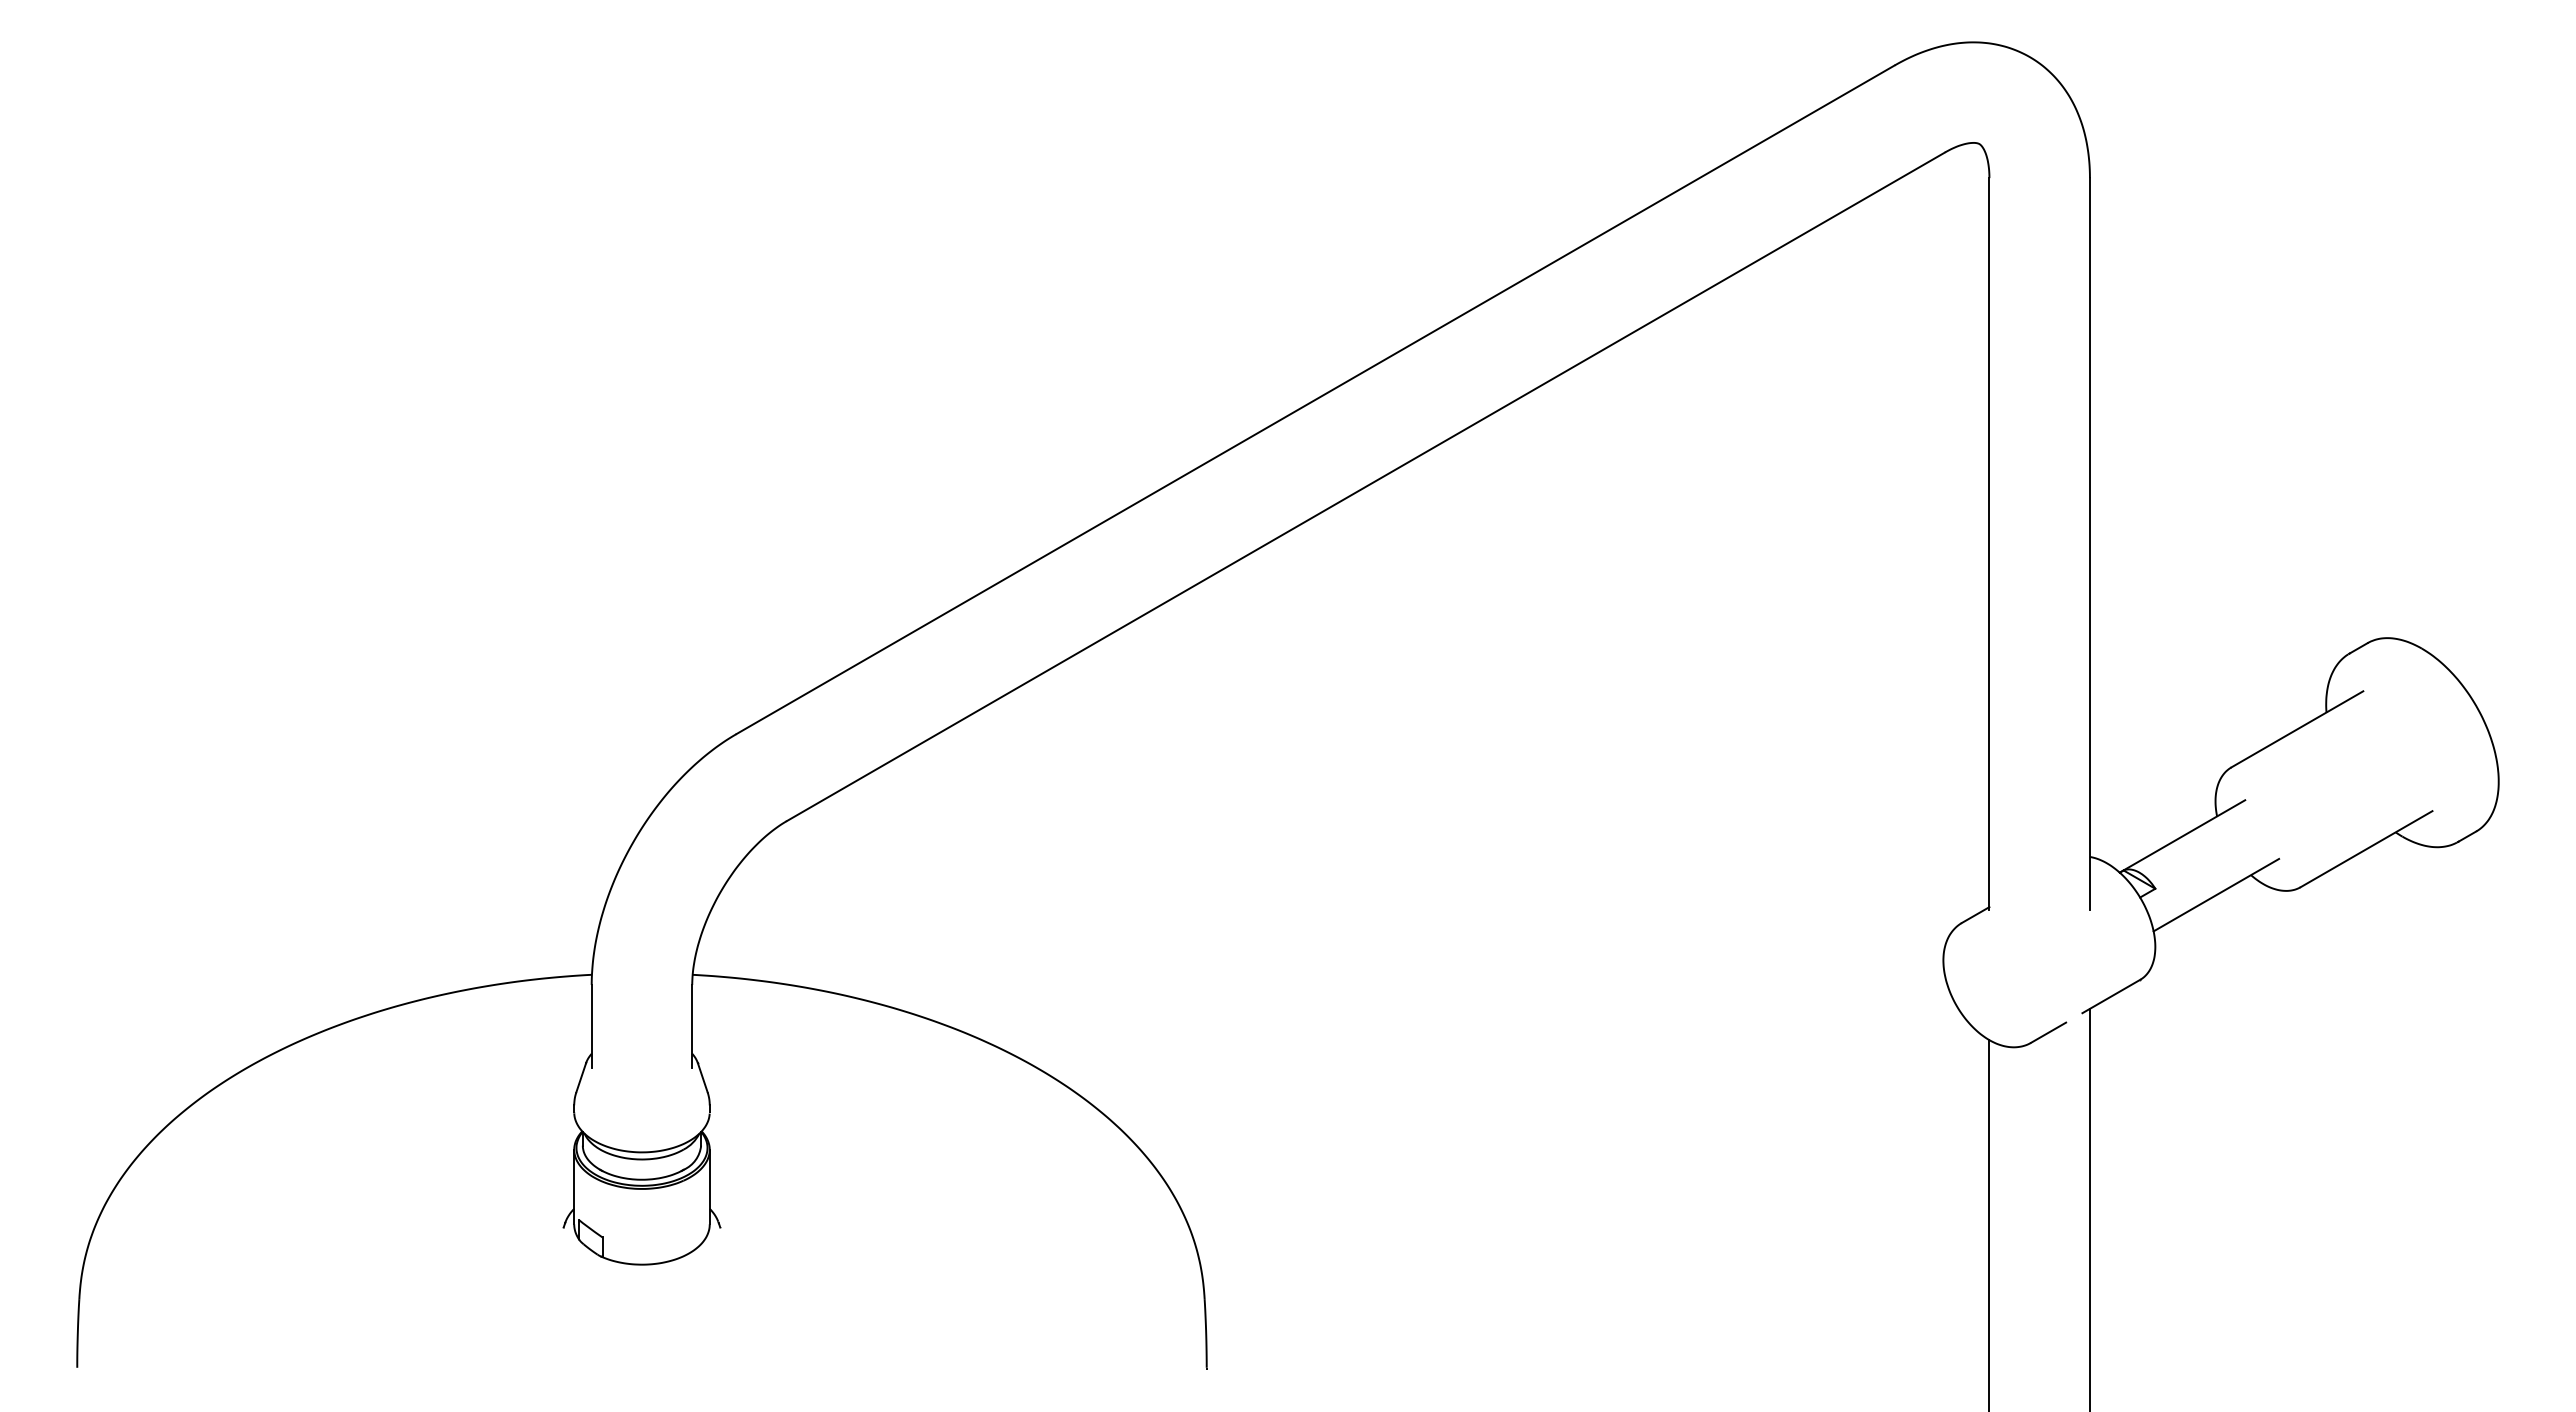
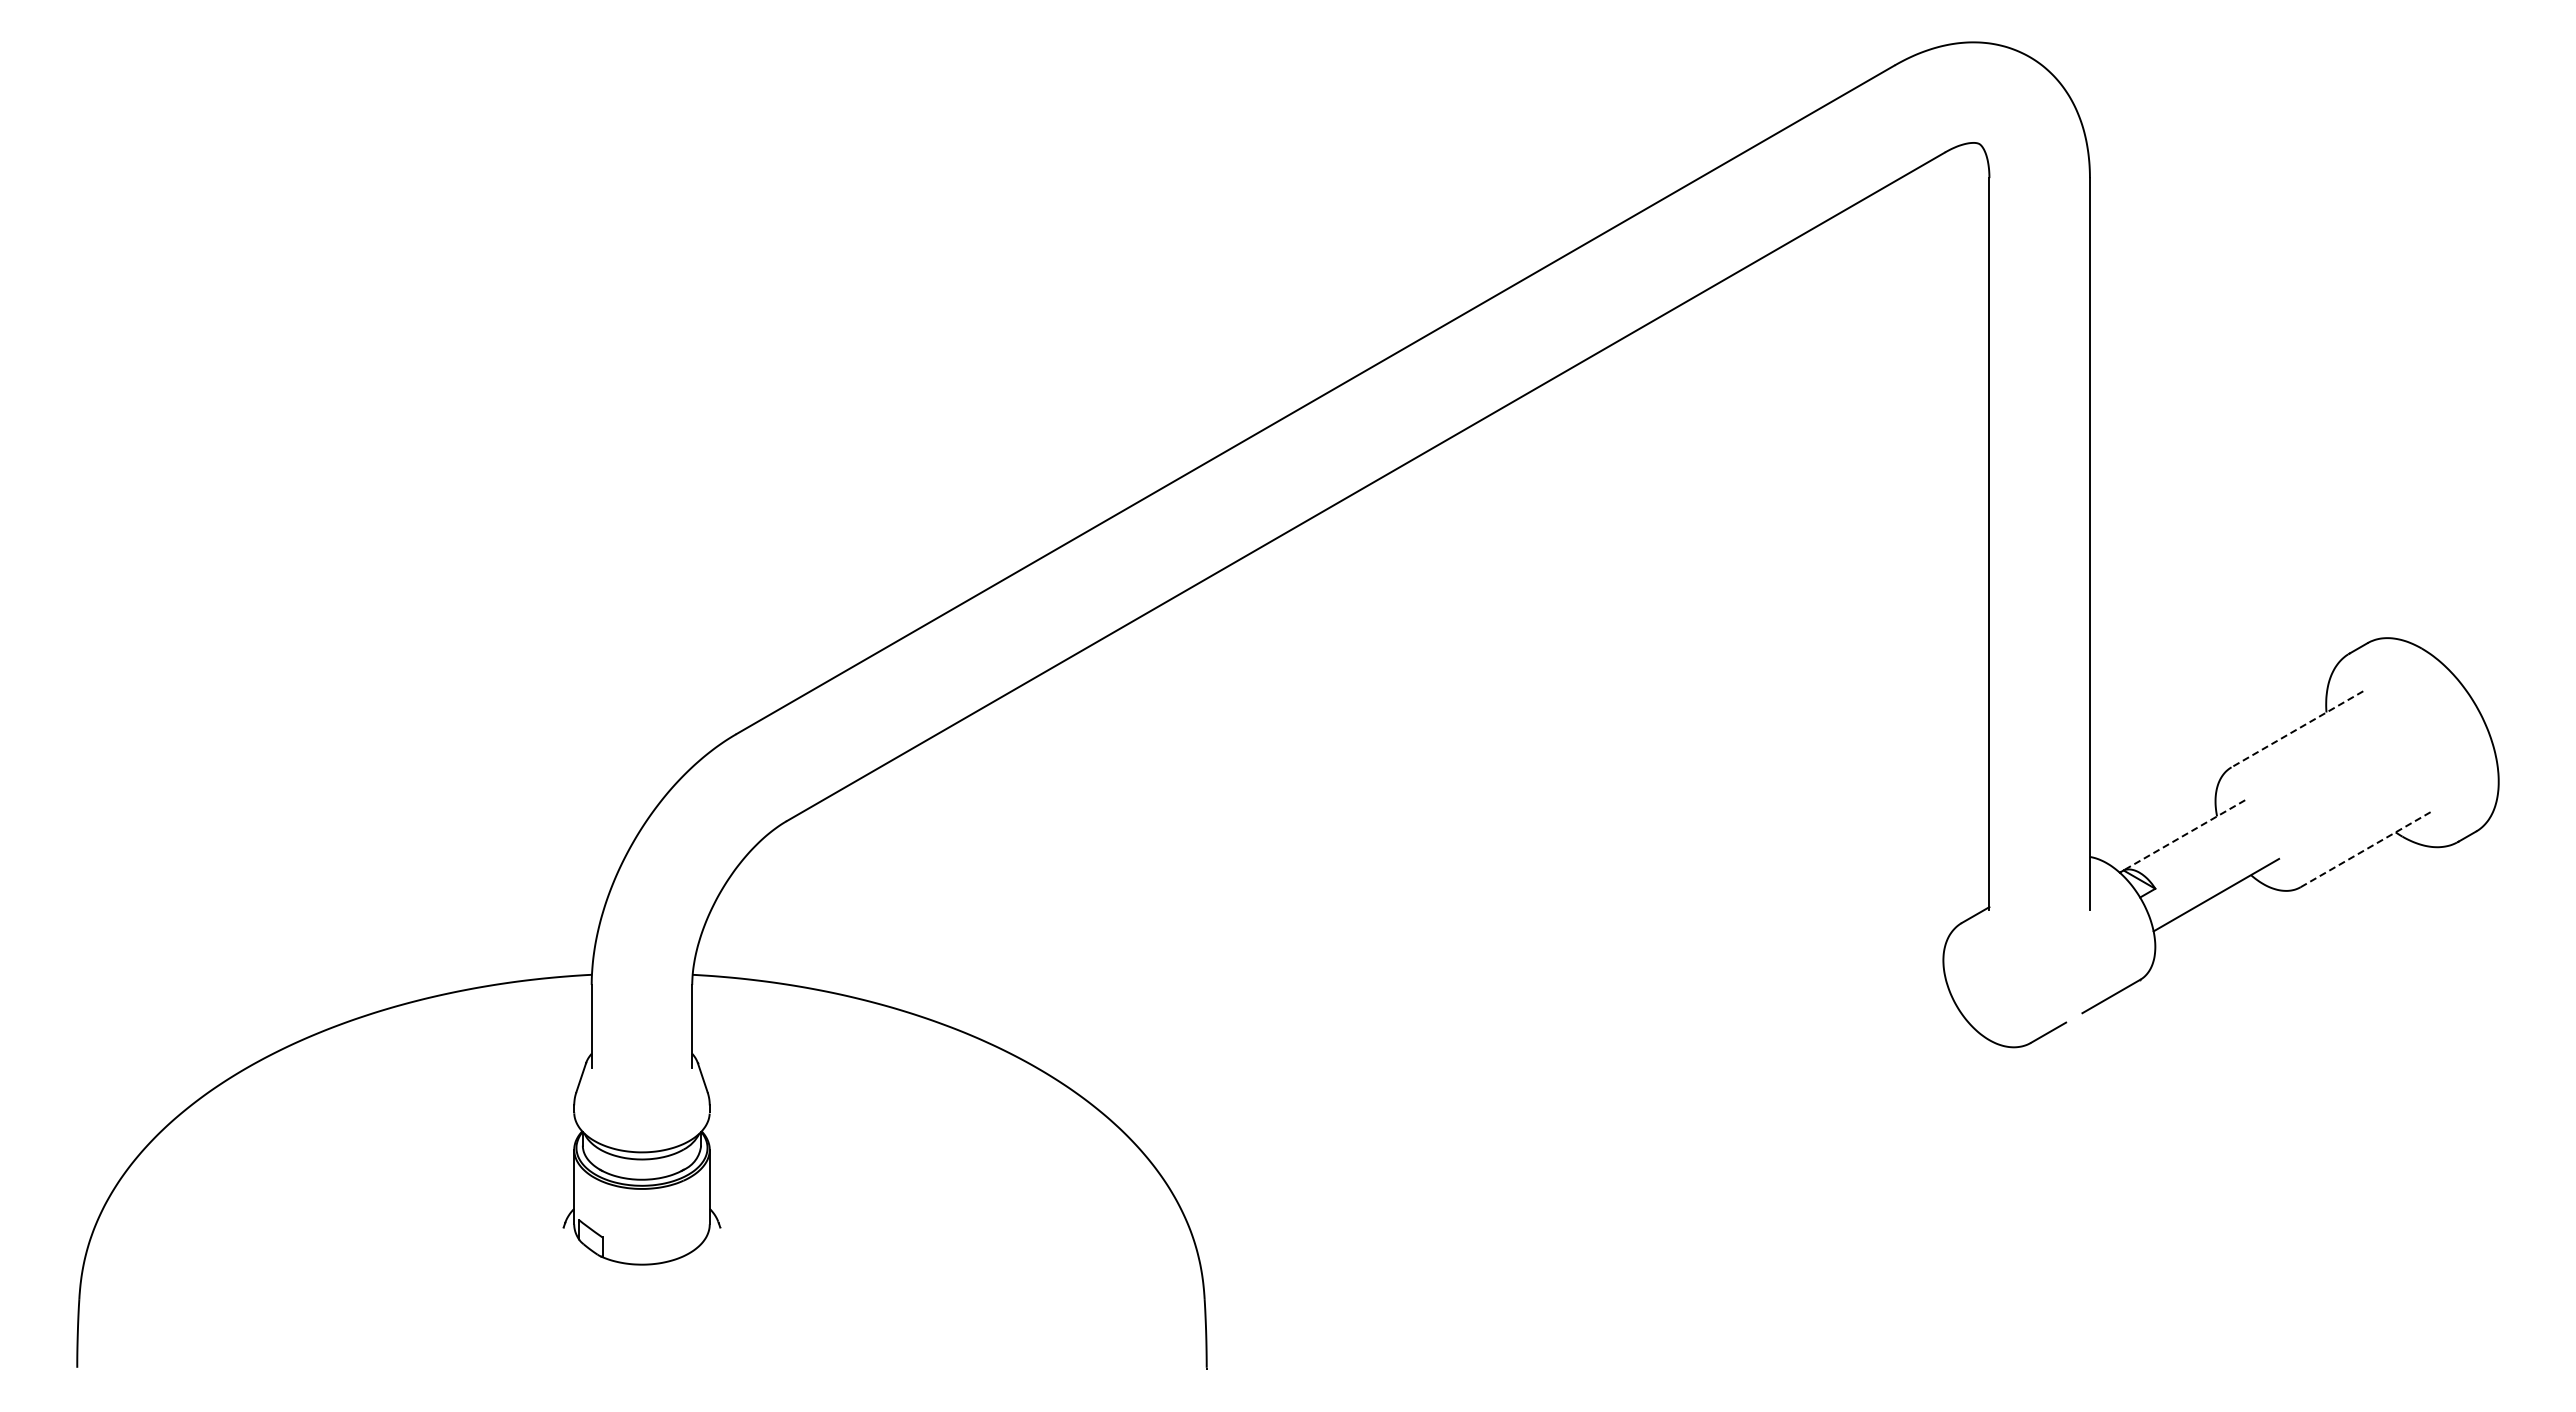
line: solid -> dashed (2296, 729)
line: solid -> dashed (2182, 836)
line: solid -> dashed (2367, 848)
line: present -> none (2089, 1208)
line: present -> none (1989, 1224)
